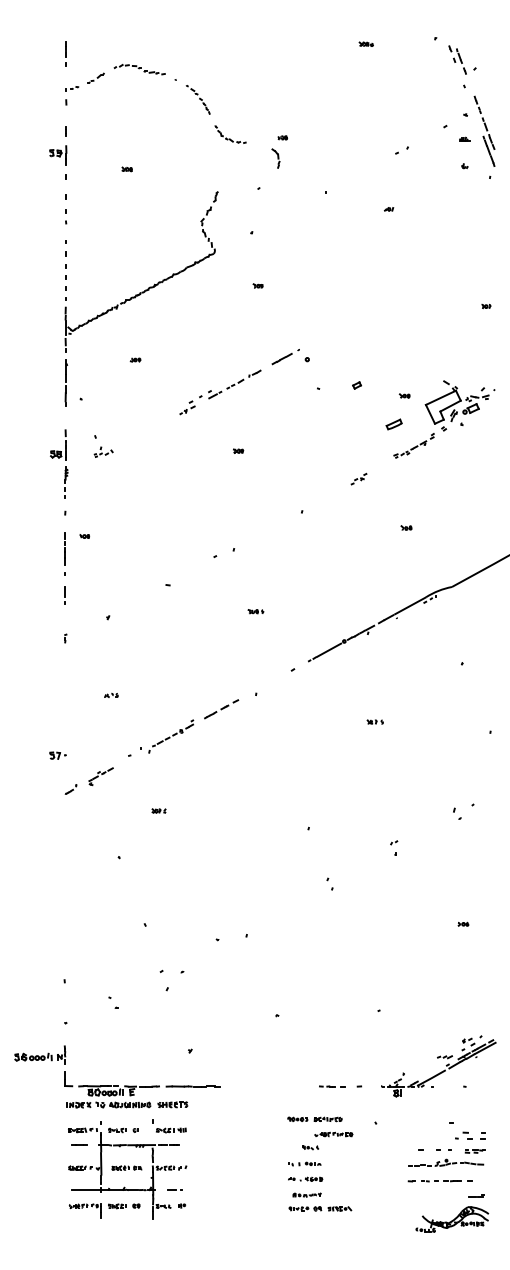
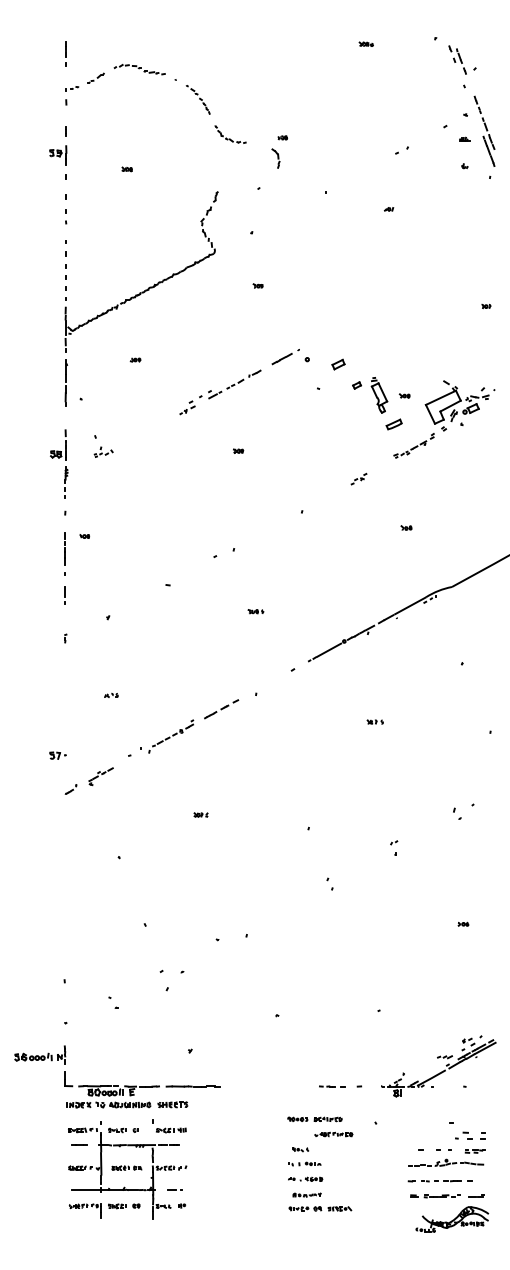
part: none -> present (338, 364)
part: none -> present (379, 395)
part position: (158, 810) -> (200, 814) (200, 814)
part position: (310, 1147) -> (300, 1149) (300, 1149)
part: none -> present (435, 1196)
